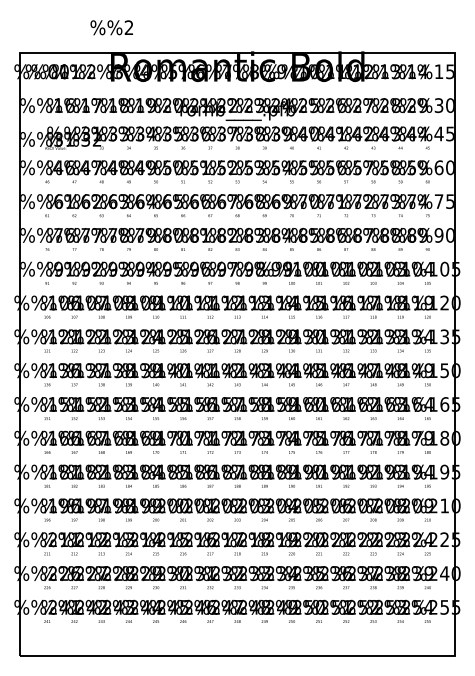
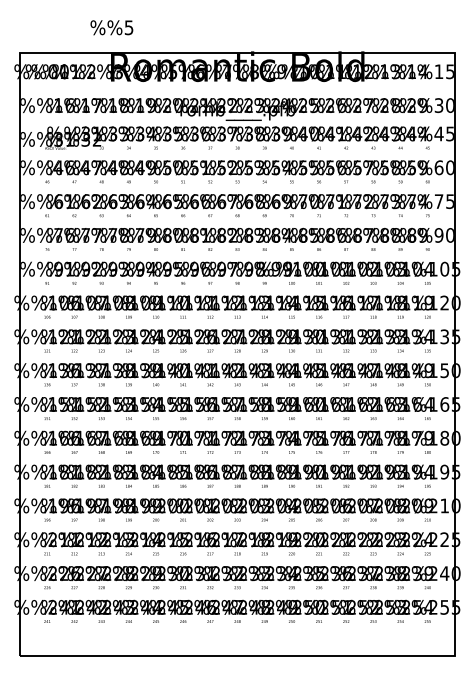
text: %%2 -> %%5 (128, 27)
